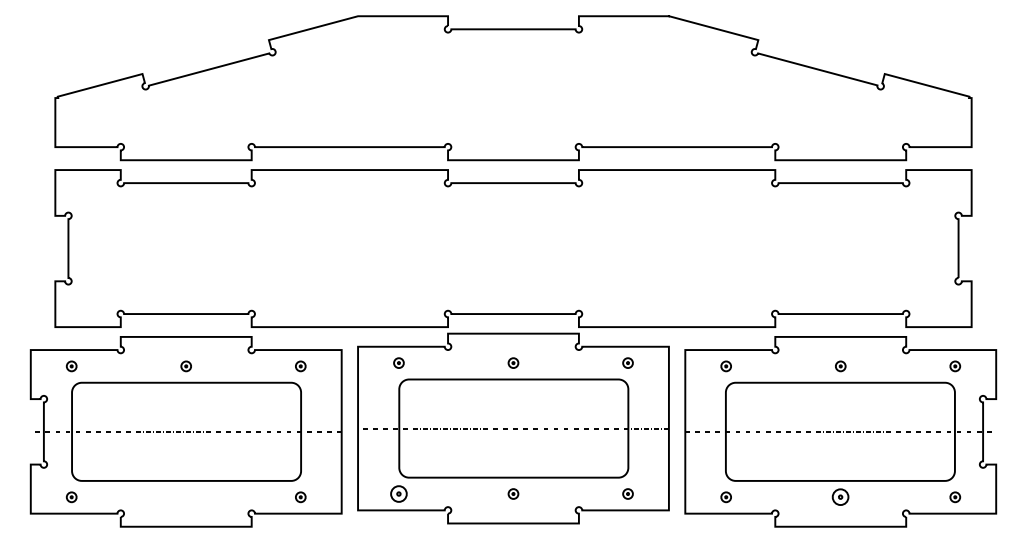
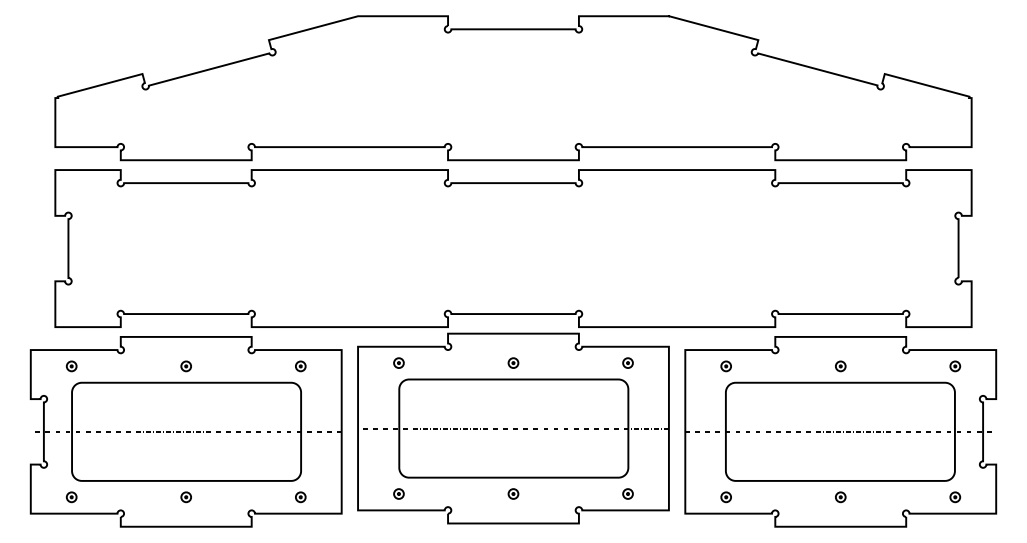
part size: 18x18 px -> 12x12 px (398, 493)
part size: 19x18 px -> 12x13 px (840, 497)
part: none -> present (185, 497)
